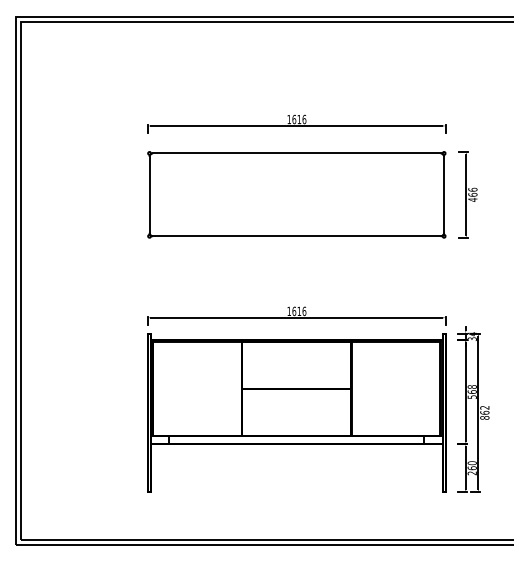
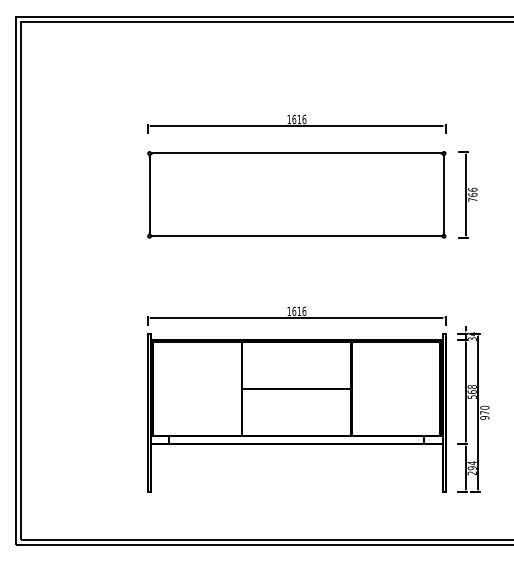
text: 466 -> 766 (472, 199)
text: 862 -> 970 (484, 412)
text: 260 -> 294 (471, 465)
